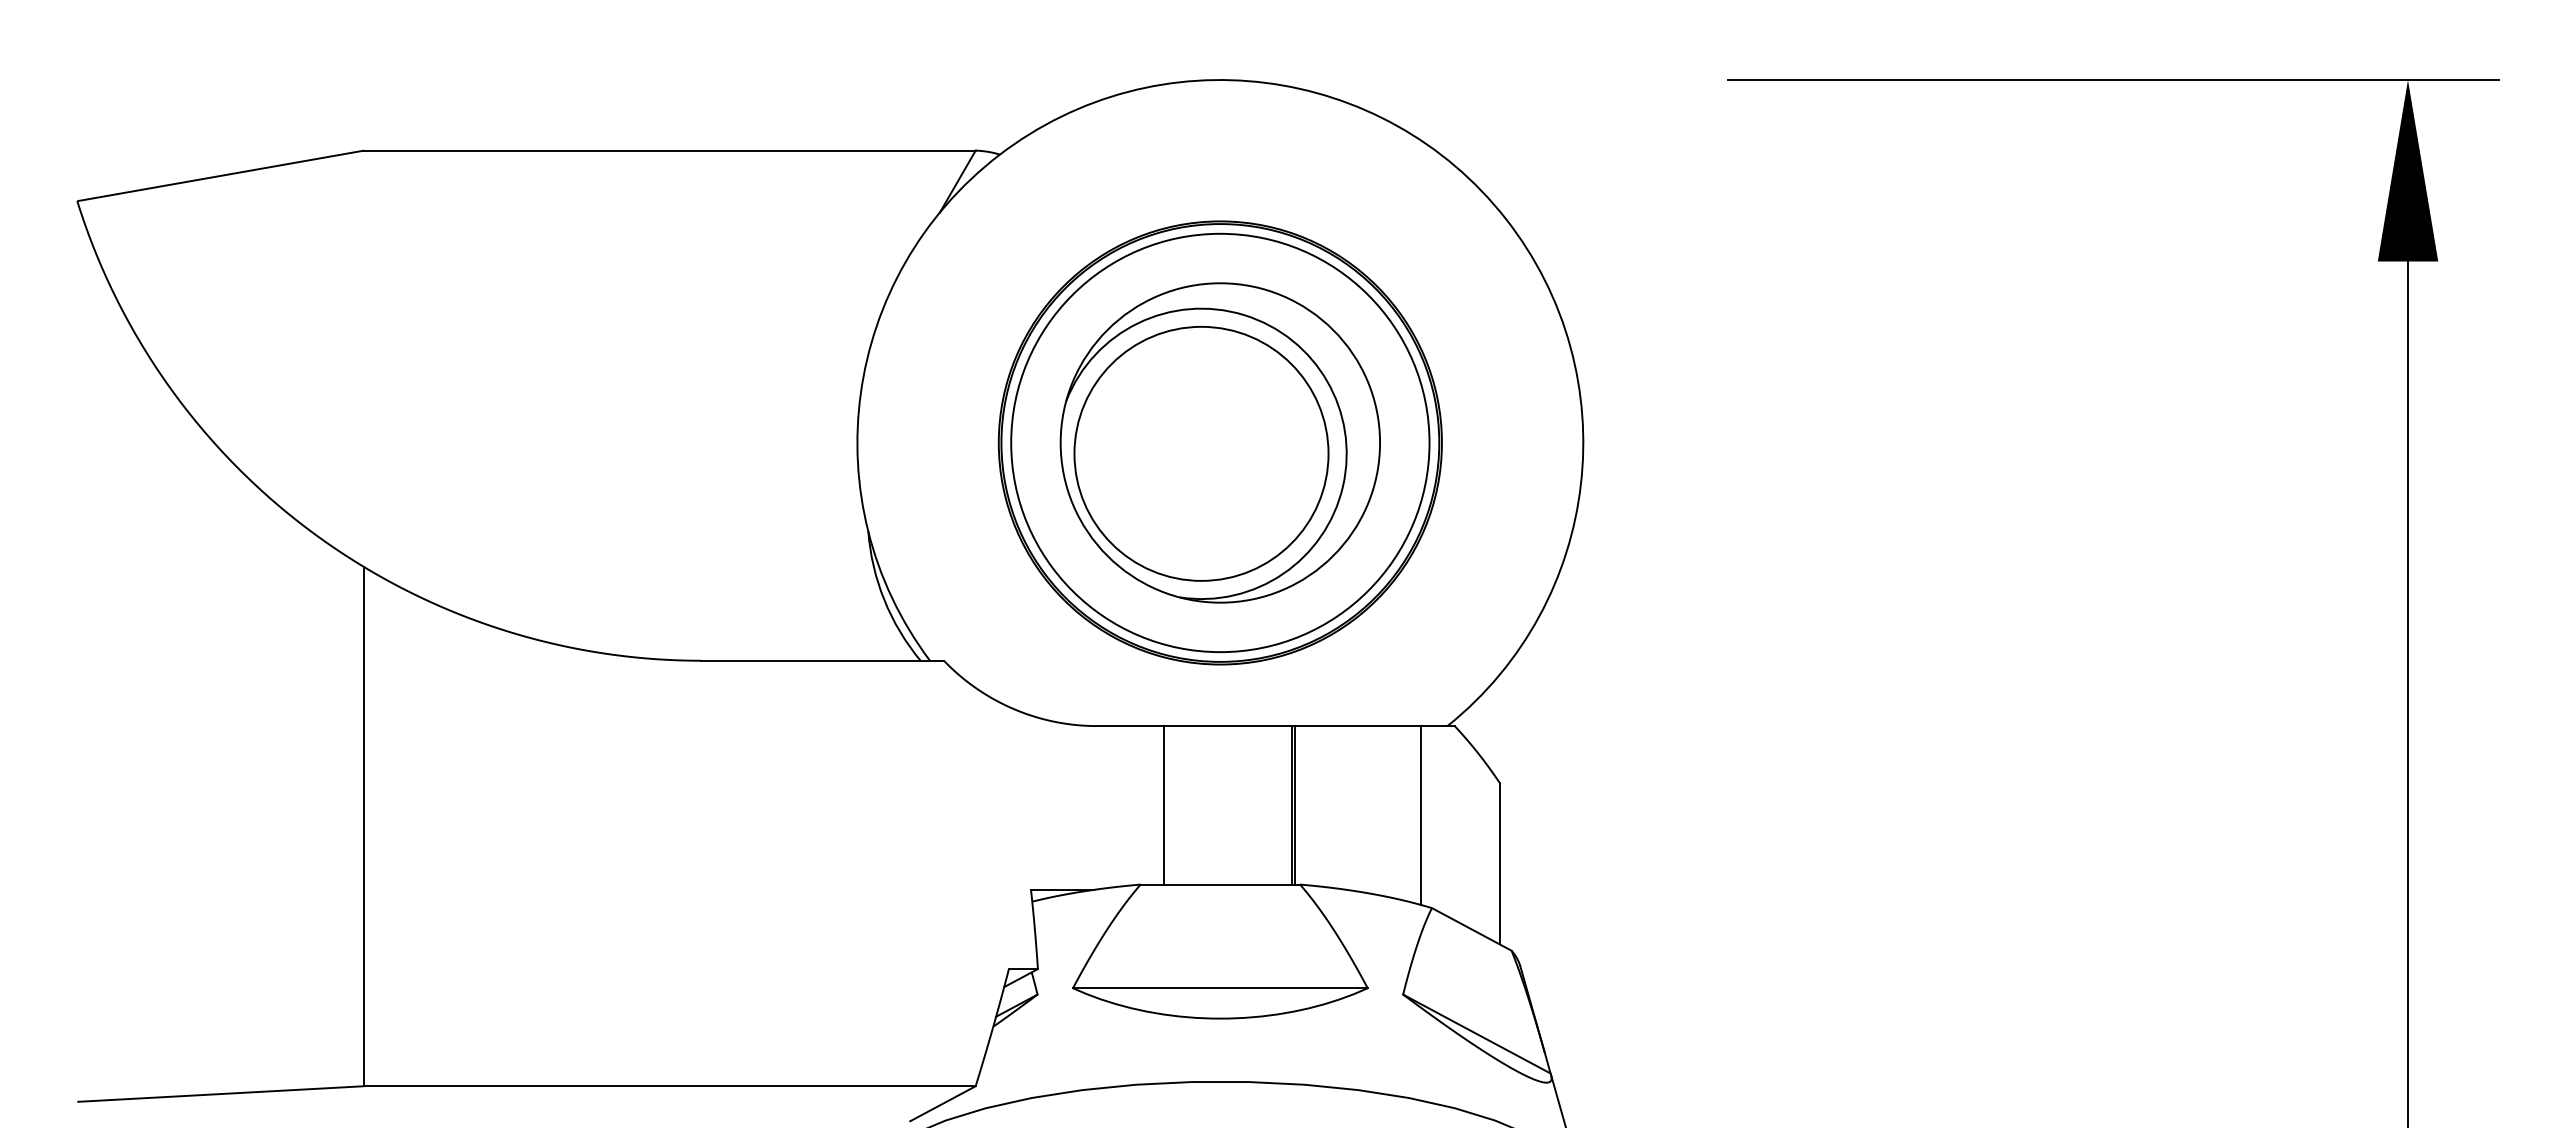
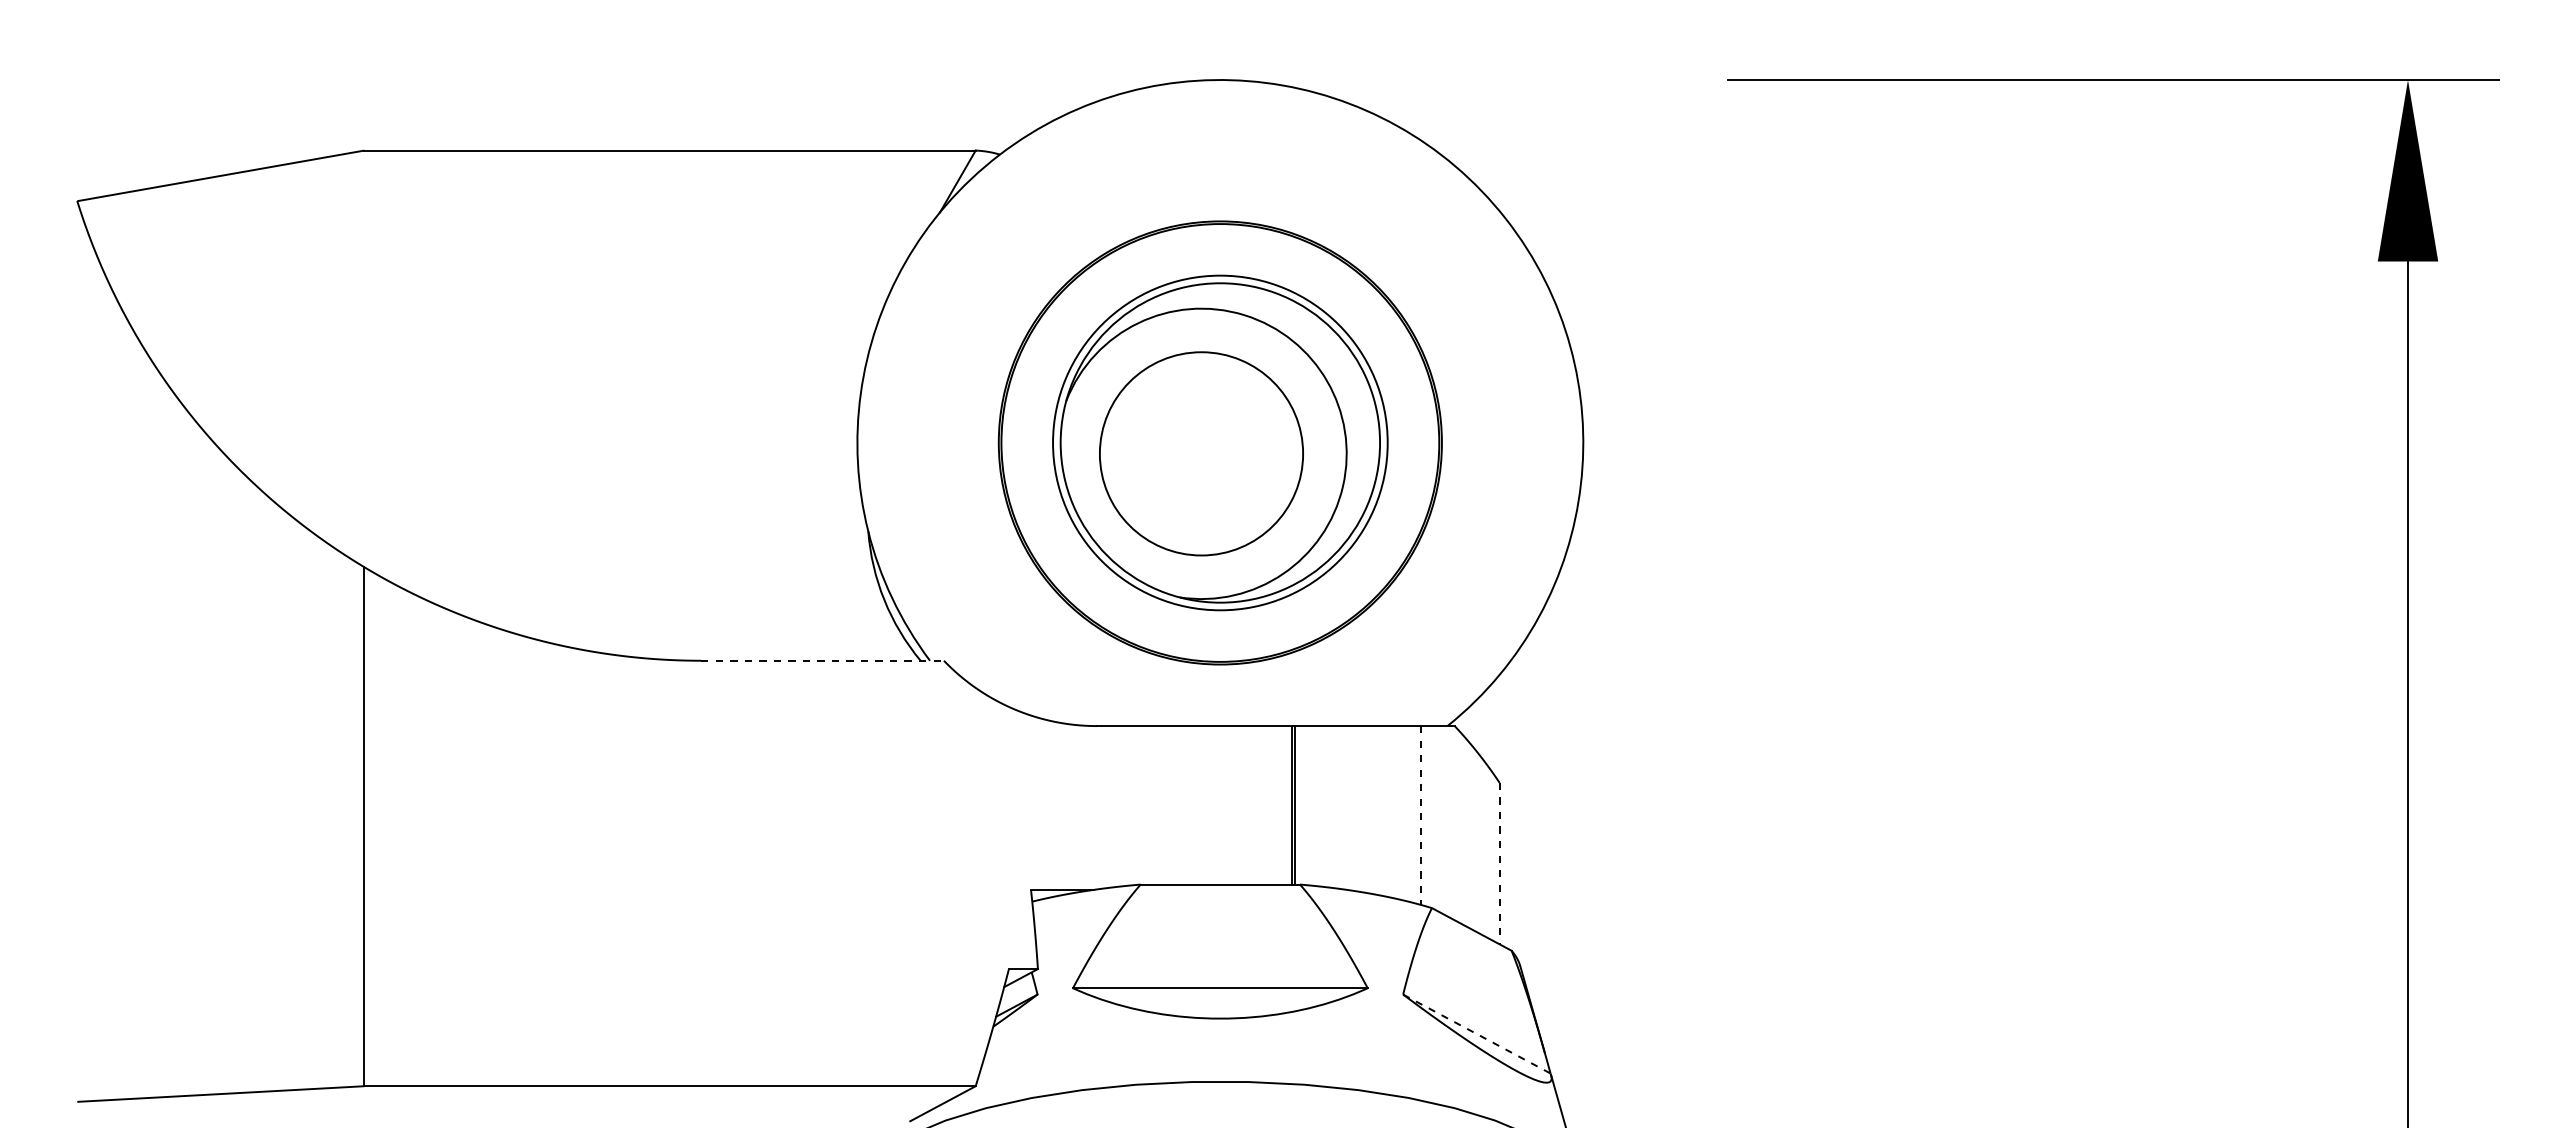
circle diameter: 418 px -> 335 px (1220, 442)
circle diameter: 254 px -> 203 px (1201, 453)
line: solid -> dashed (823, 660)
line: present -> none (1163, 805)
line: solid -> dashed (1421, 816)
line: solid -> dashed (1499, 863)
line: solid -> dashed (1476, 1034)
